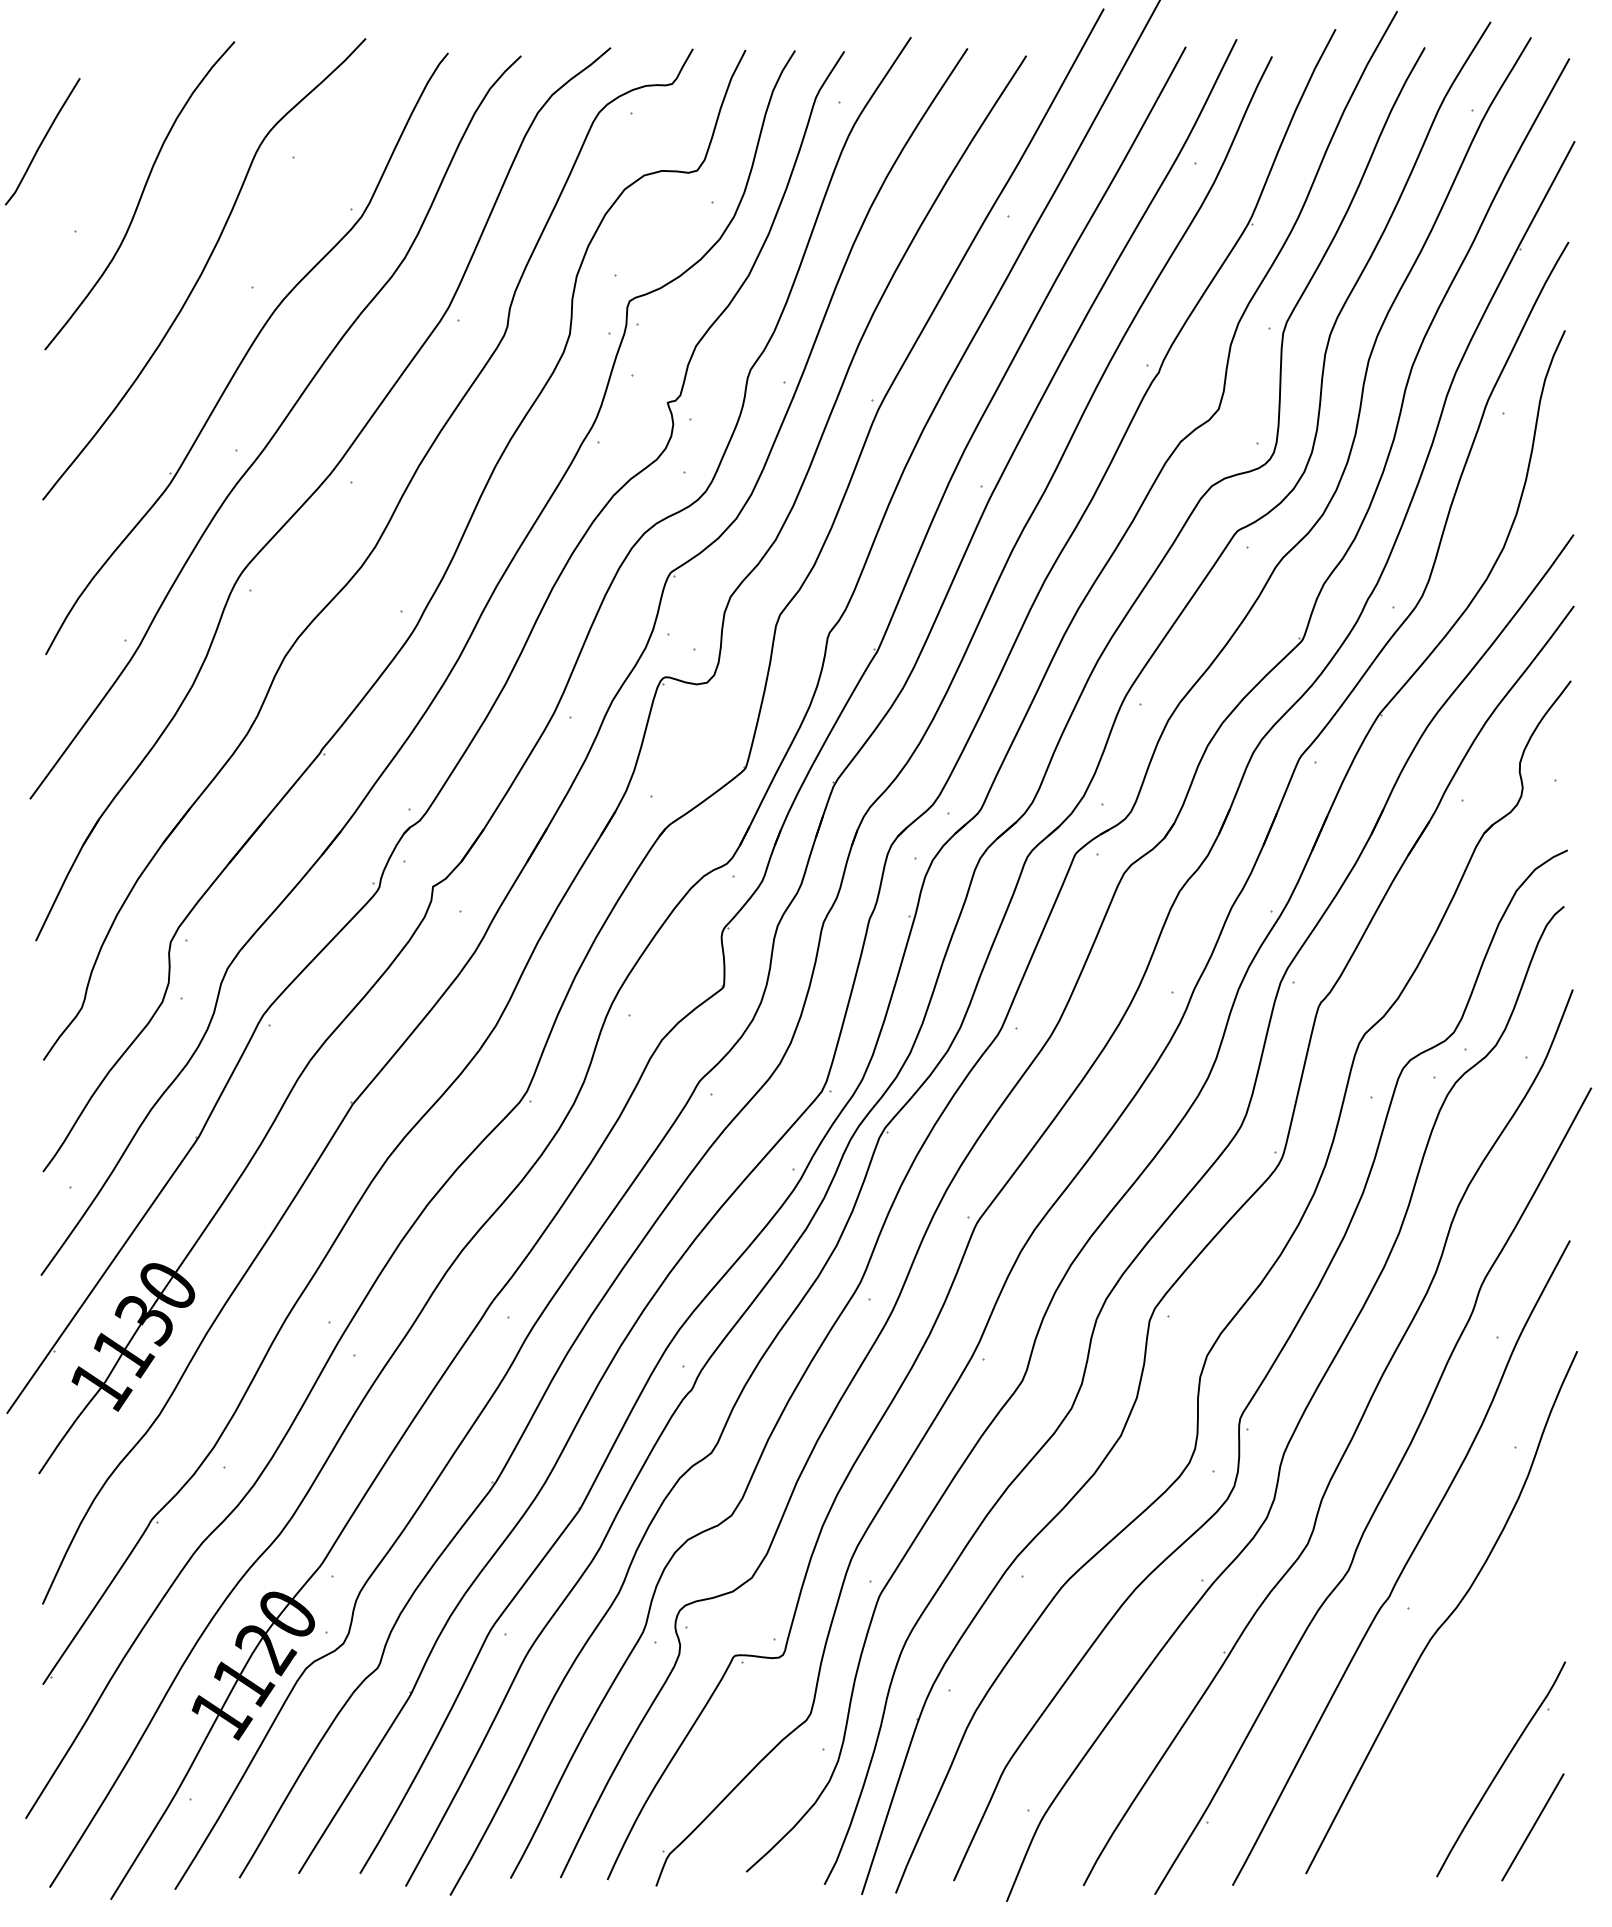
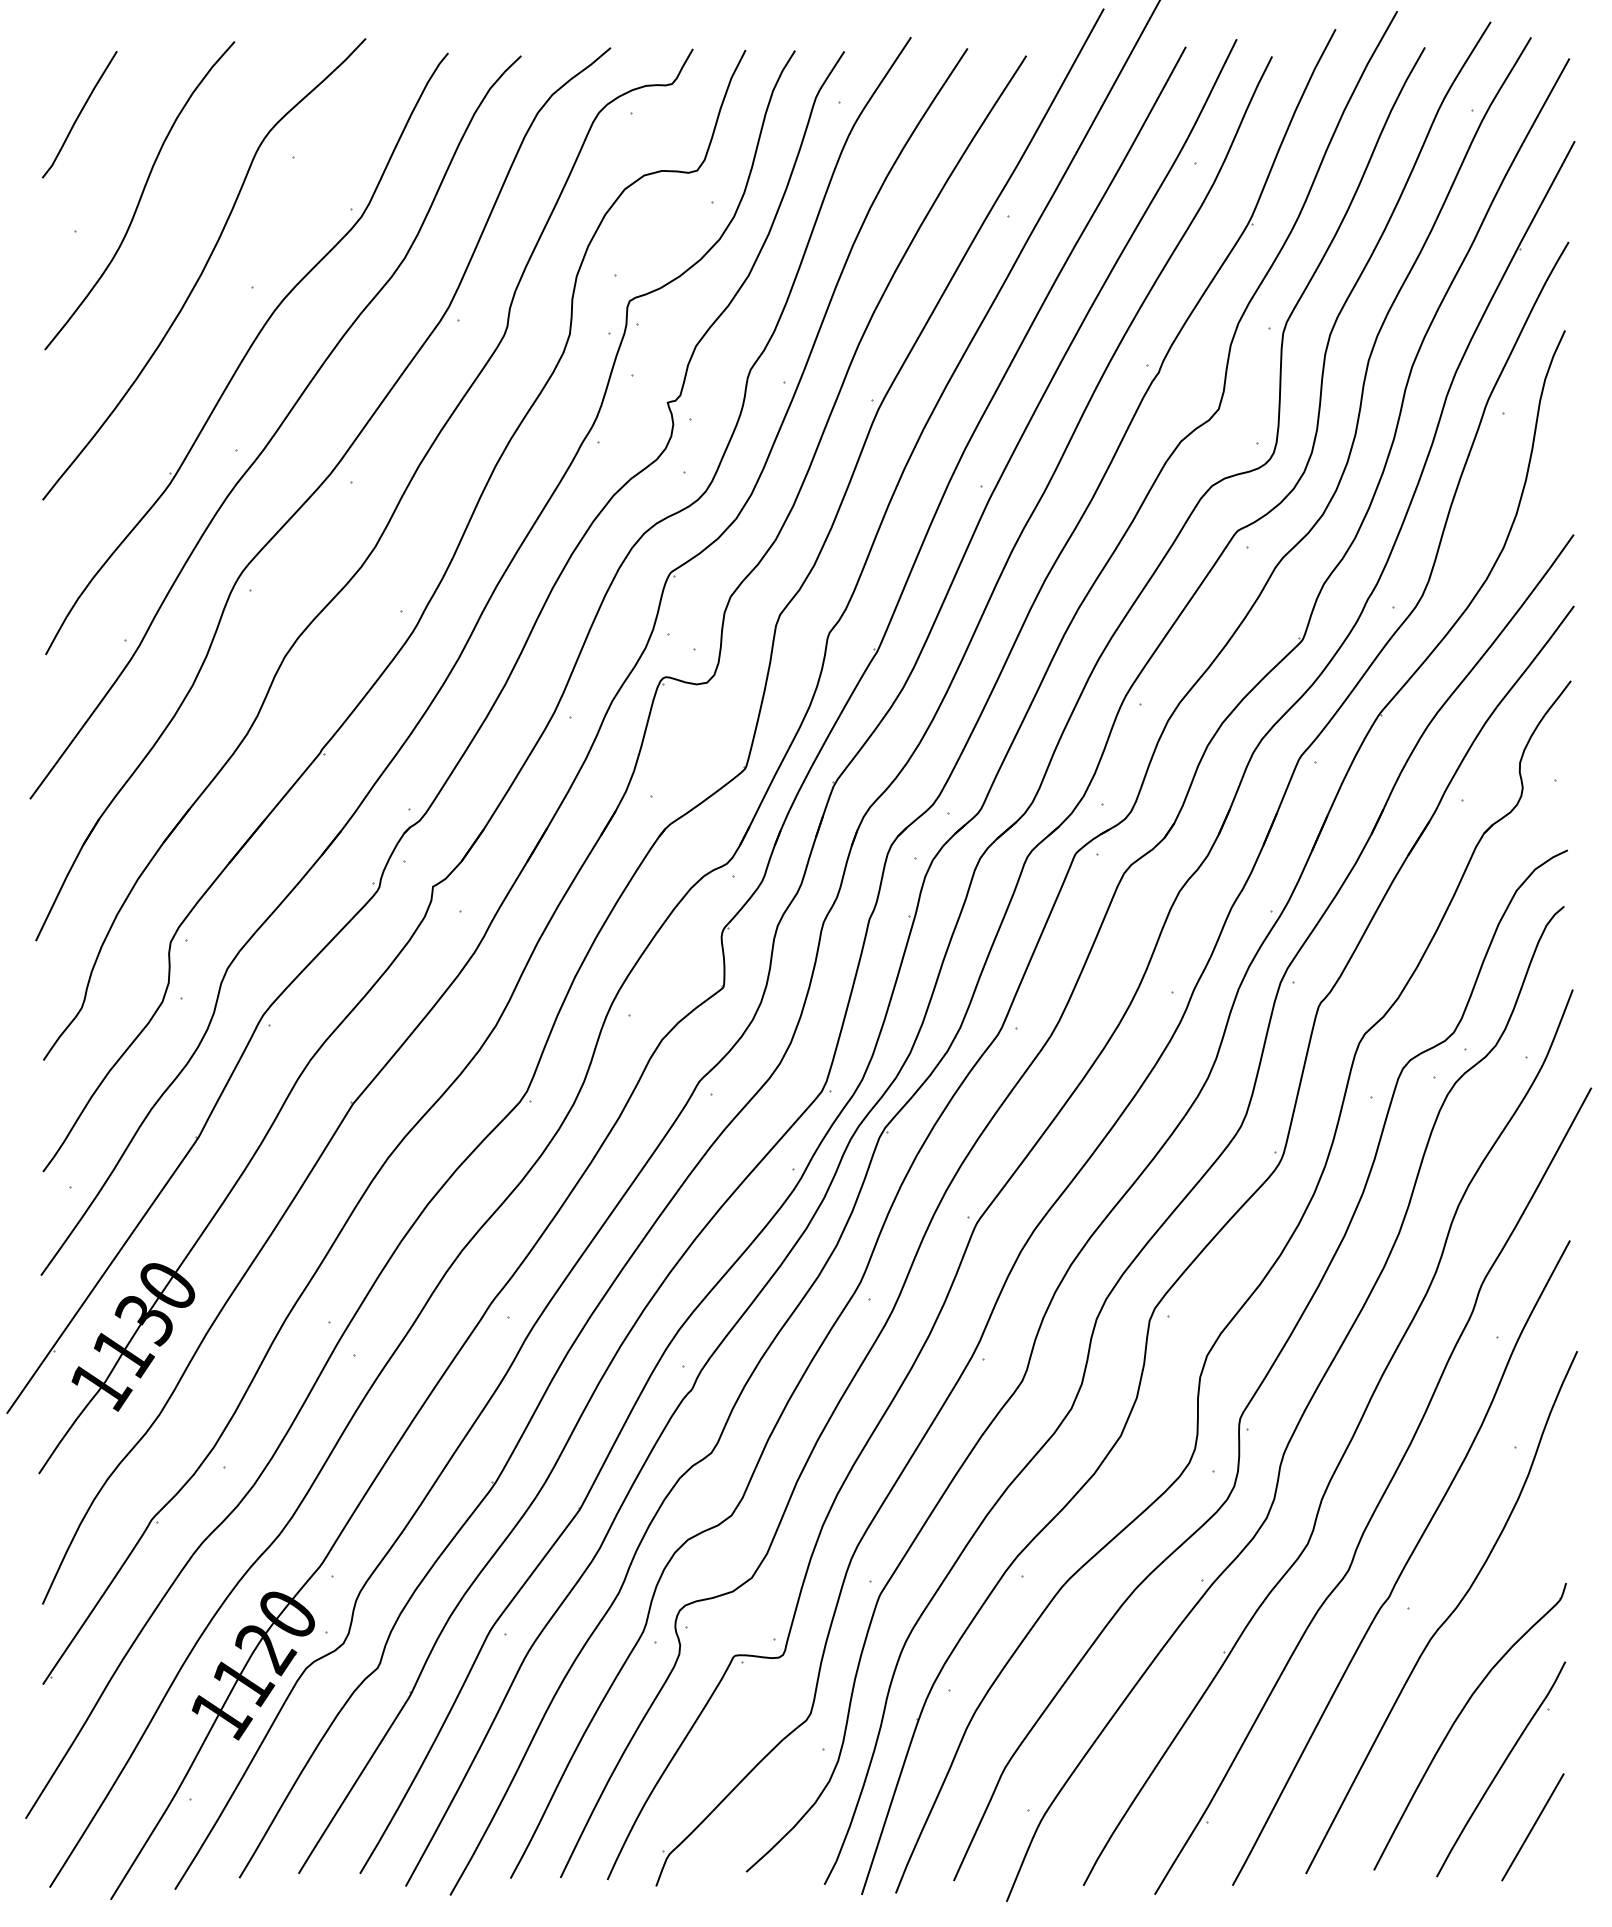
curve position: (42, 141) -> (79, 114) (79, 114)
part: none -> present (1458, 1718)
